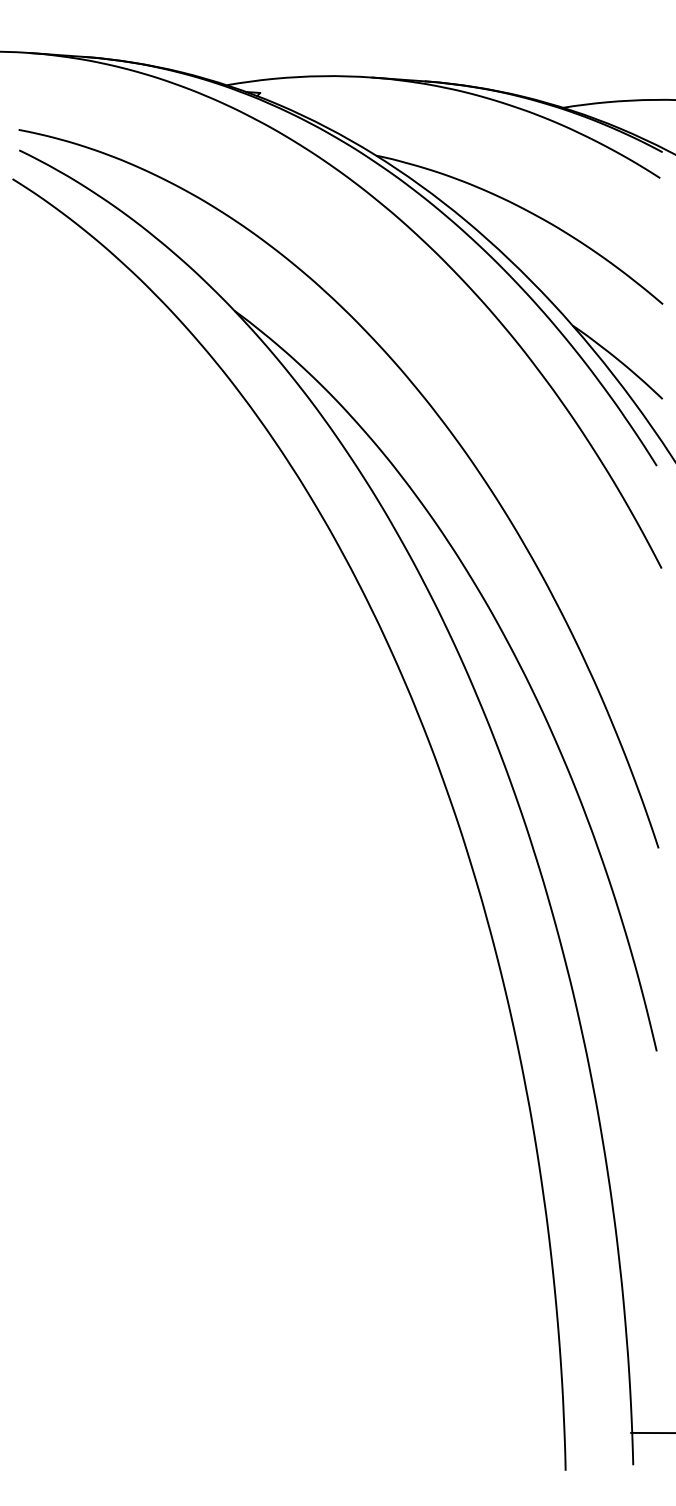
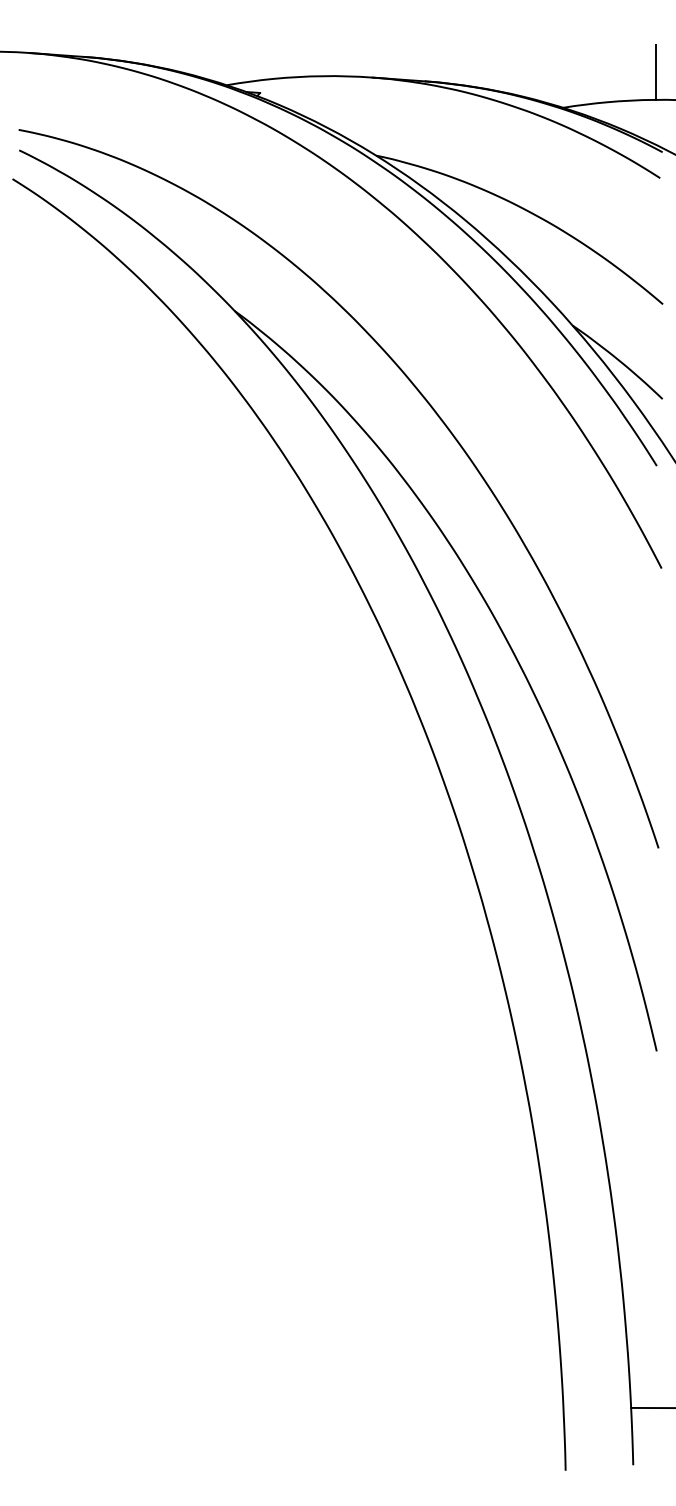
line: none -> present (655, 72)
line position: (651, 1432) -> (651, 1407) (651, 1407)
